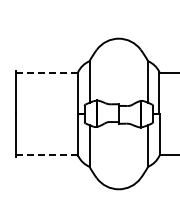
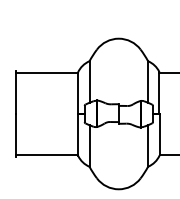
line: dashed -> solid (47, 72)
line: dashed -> solid (47, 155)
